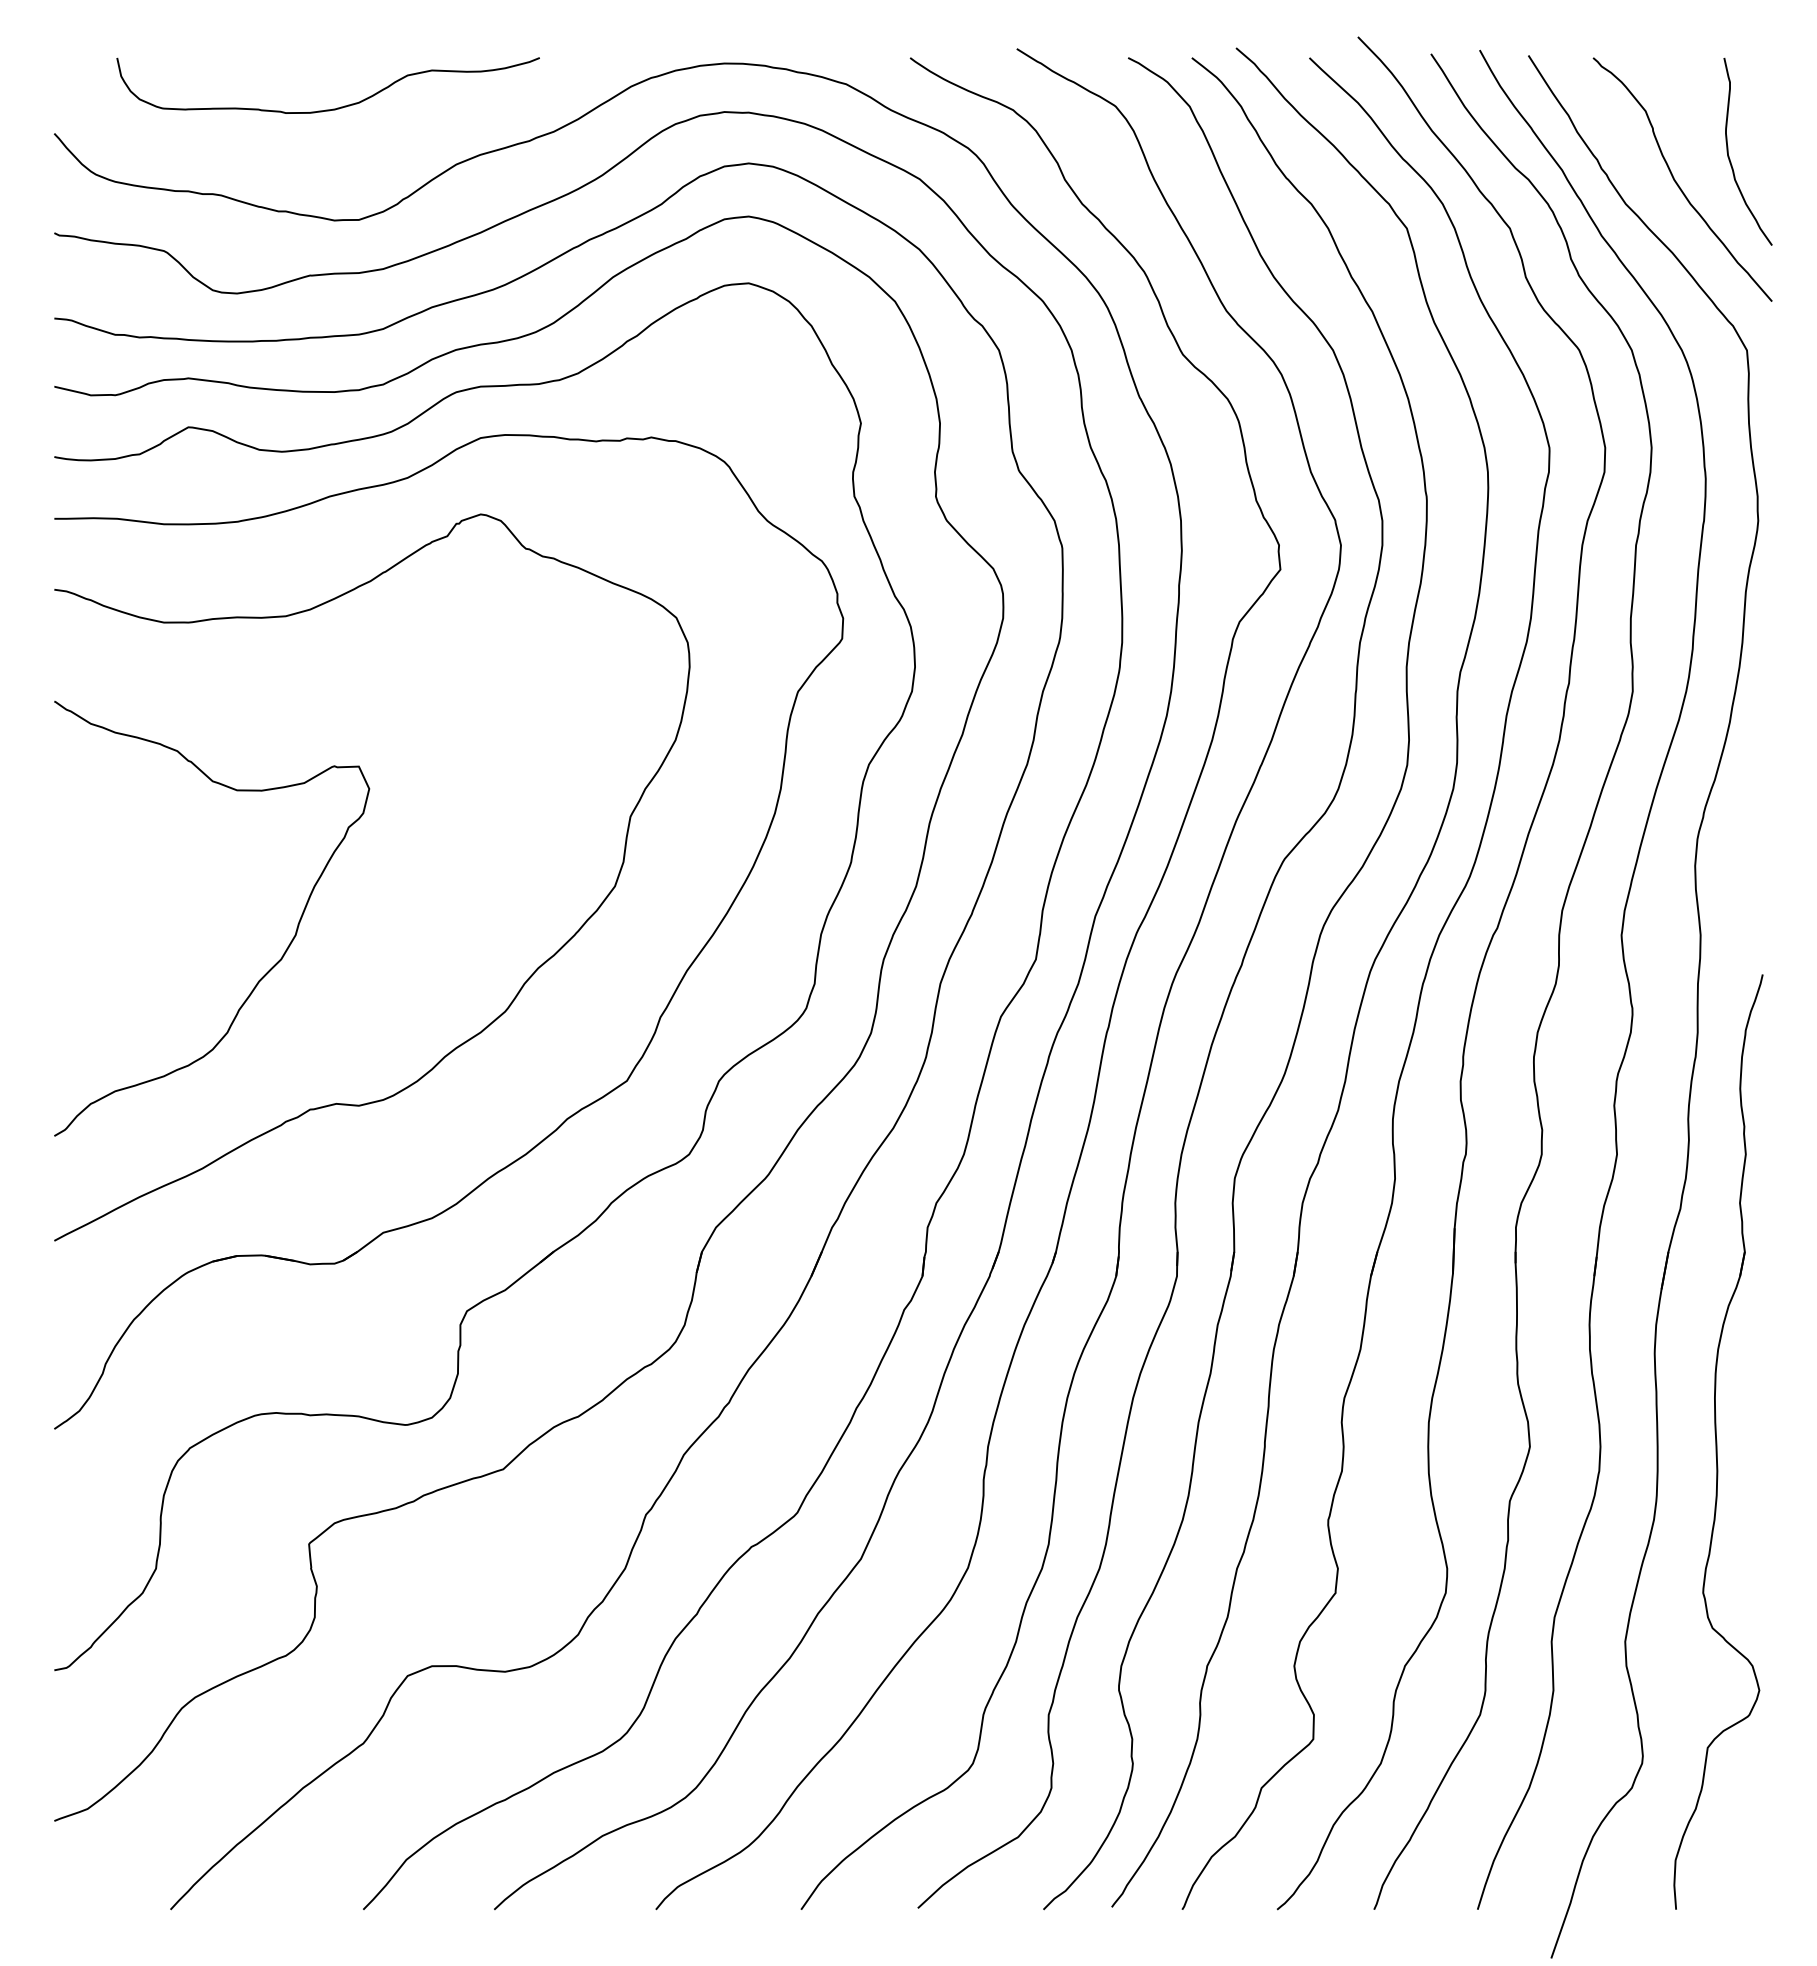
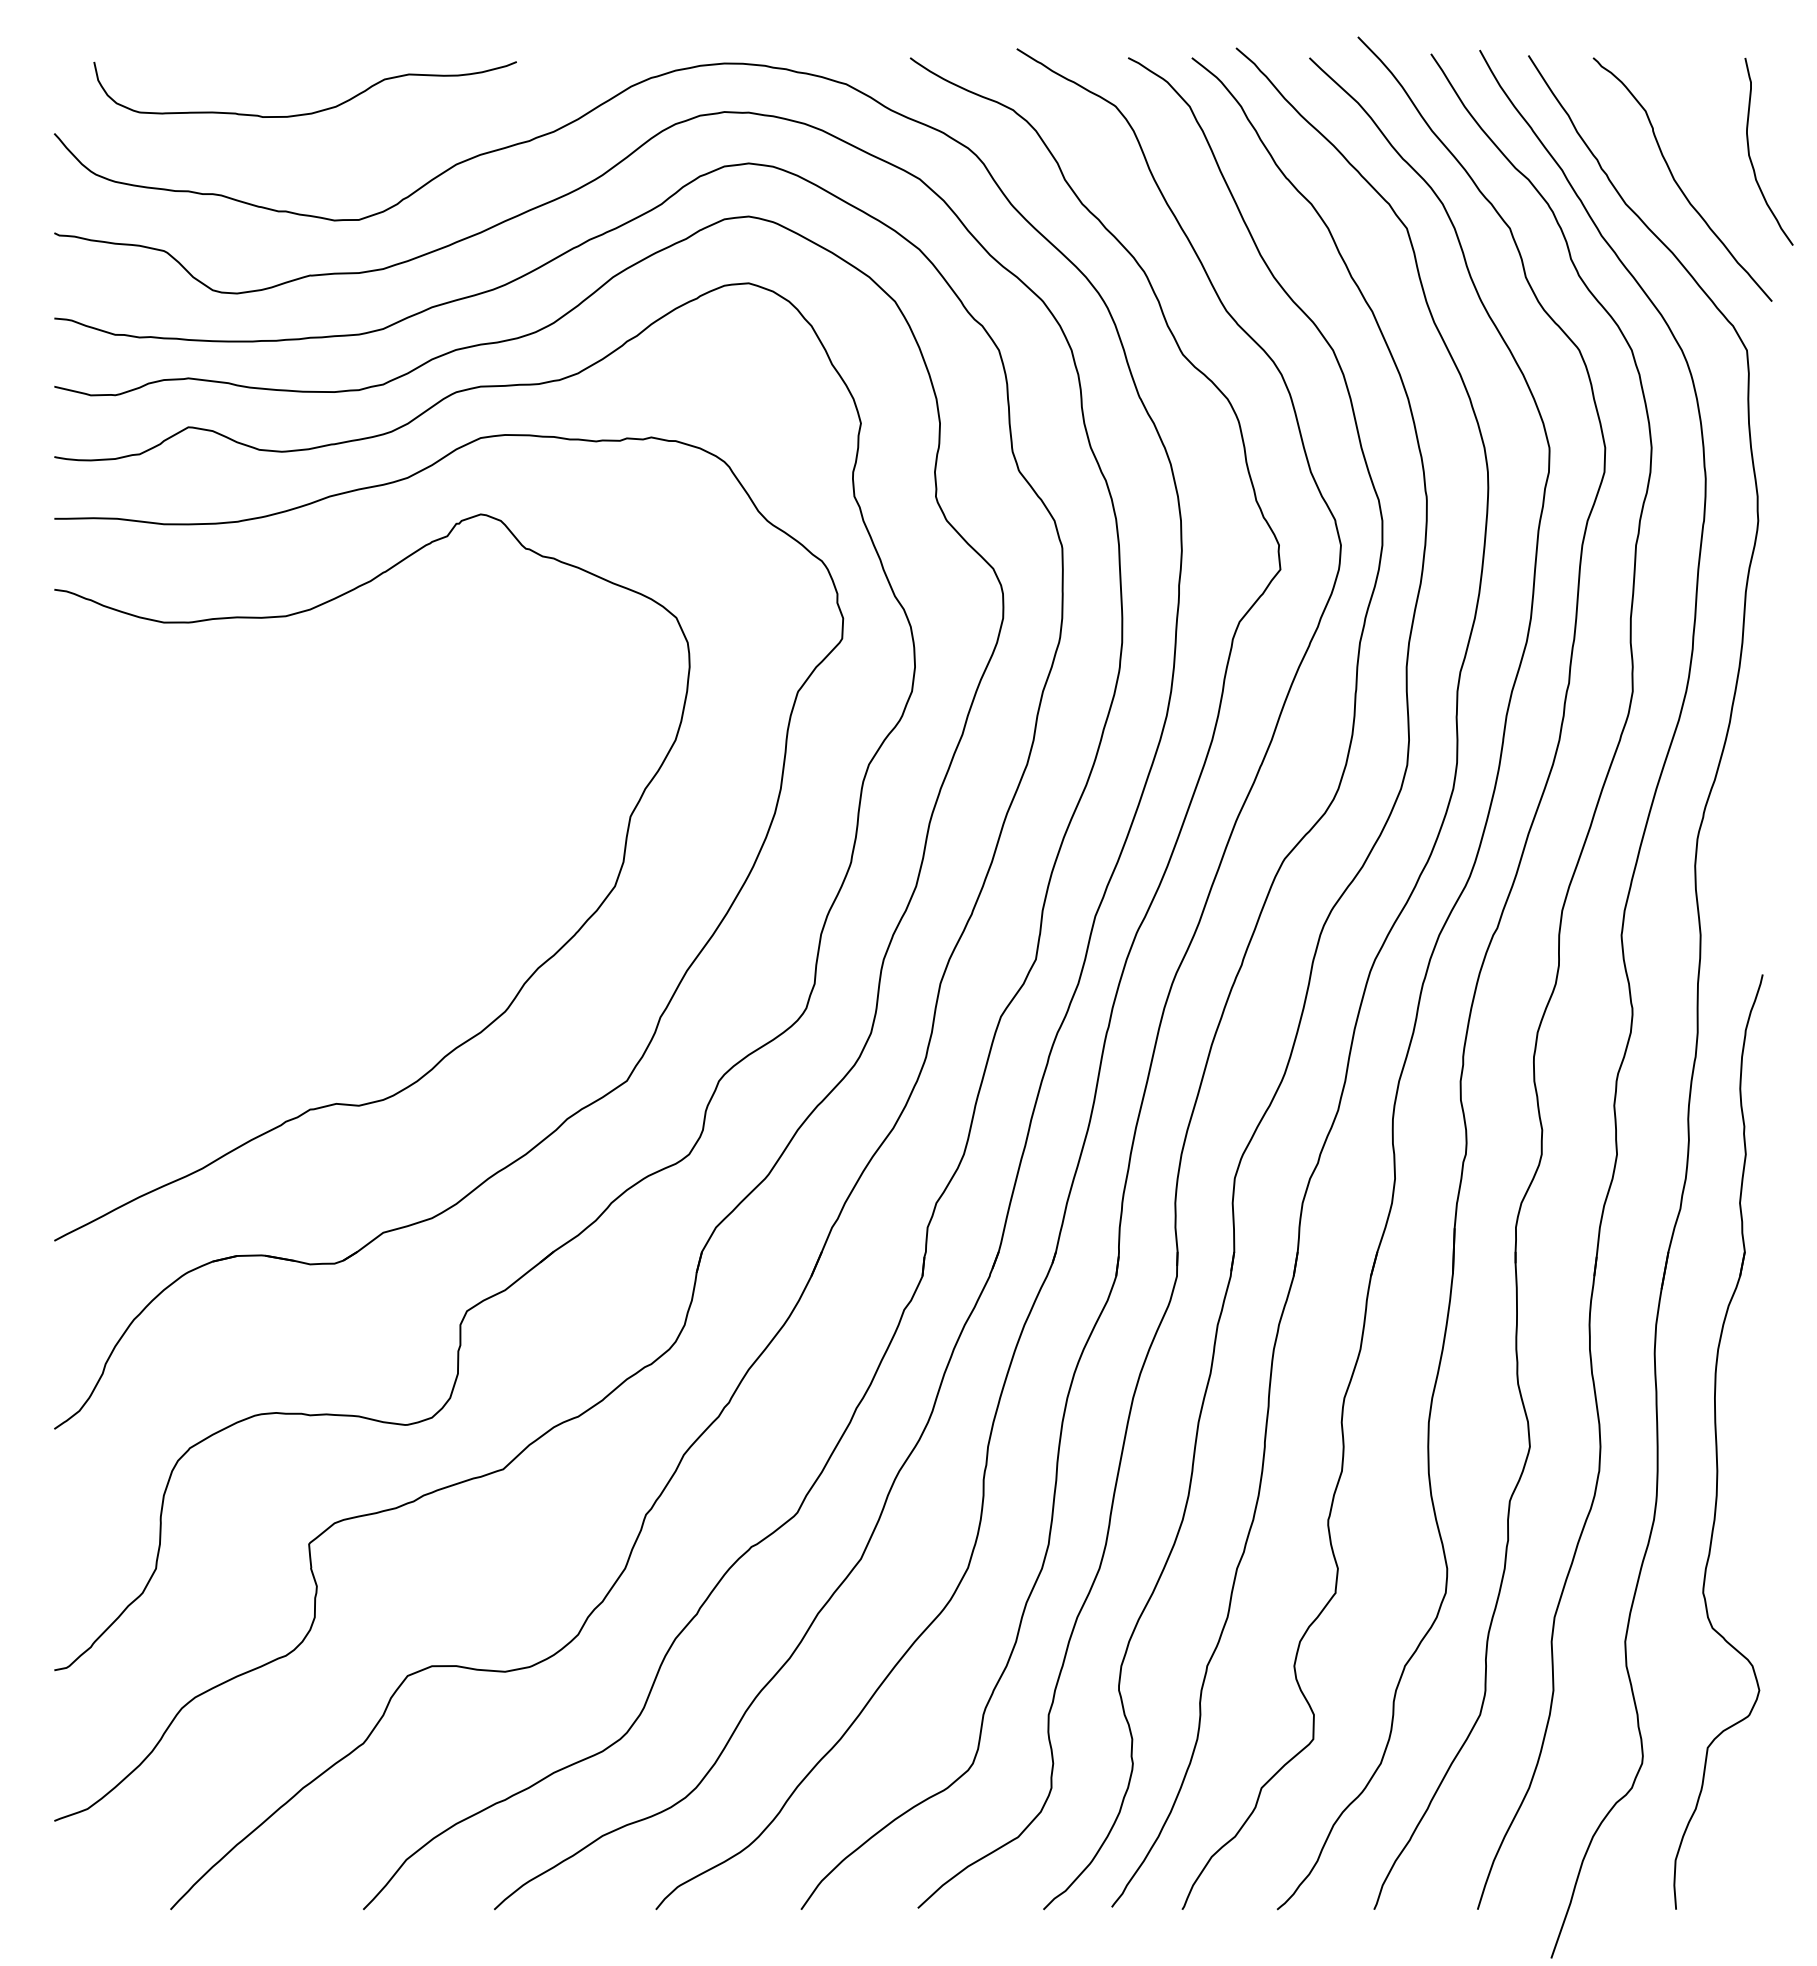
curve position: (333, 108) -> (310, 112) (310, 112)
curve position: (1729, 155) -> (1750, 155) (1750, 155)
curve: present -> none (266, 972)
